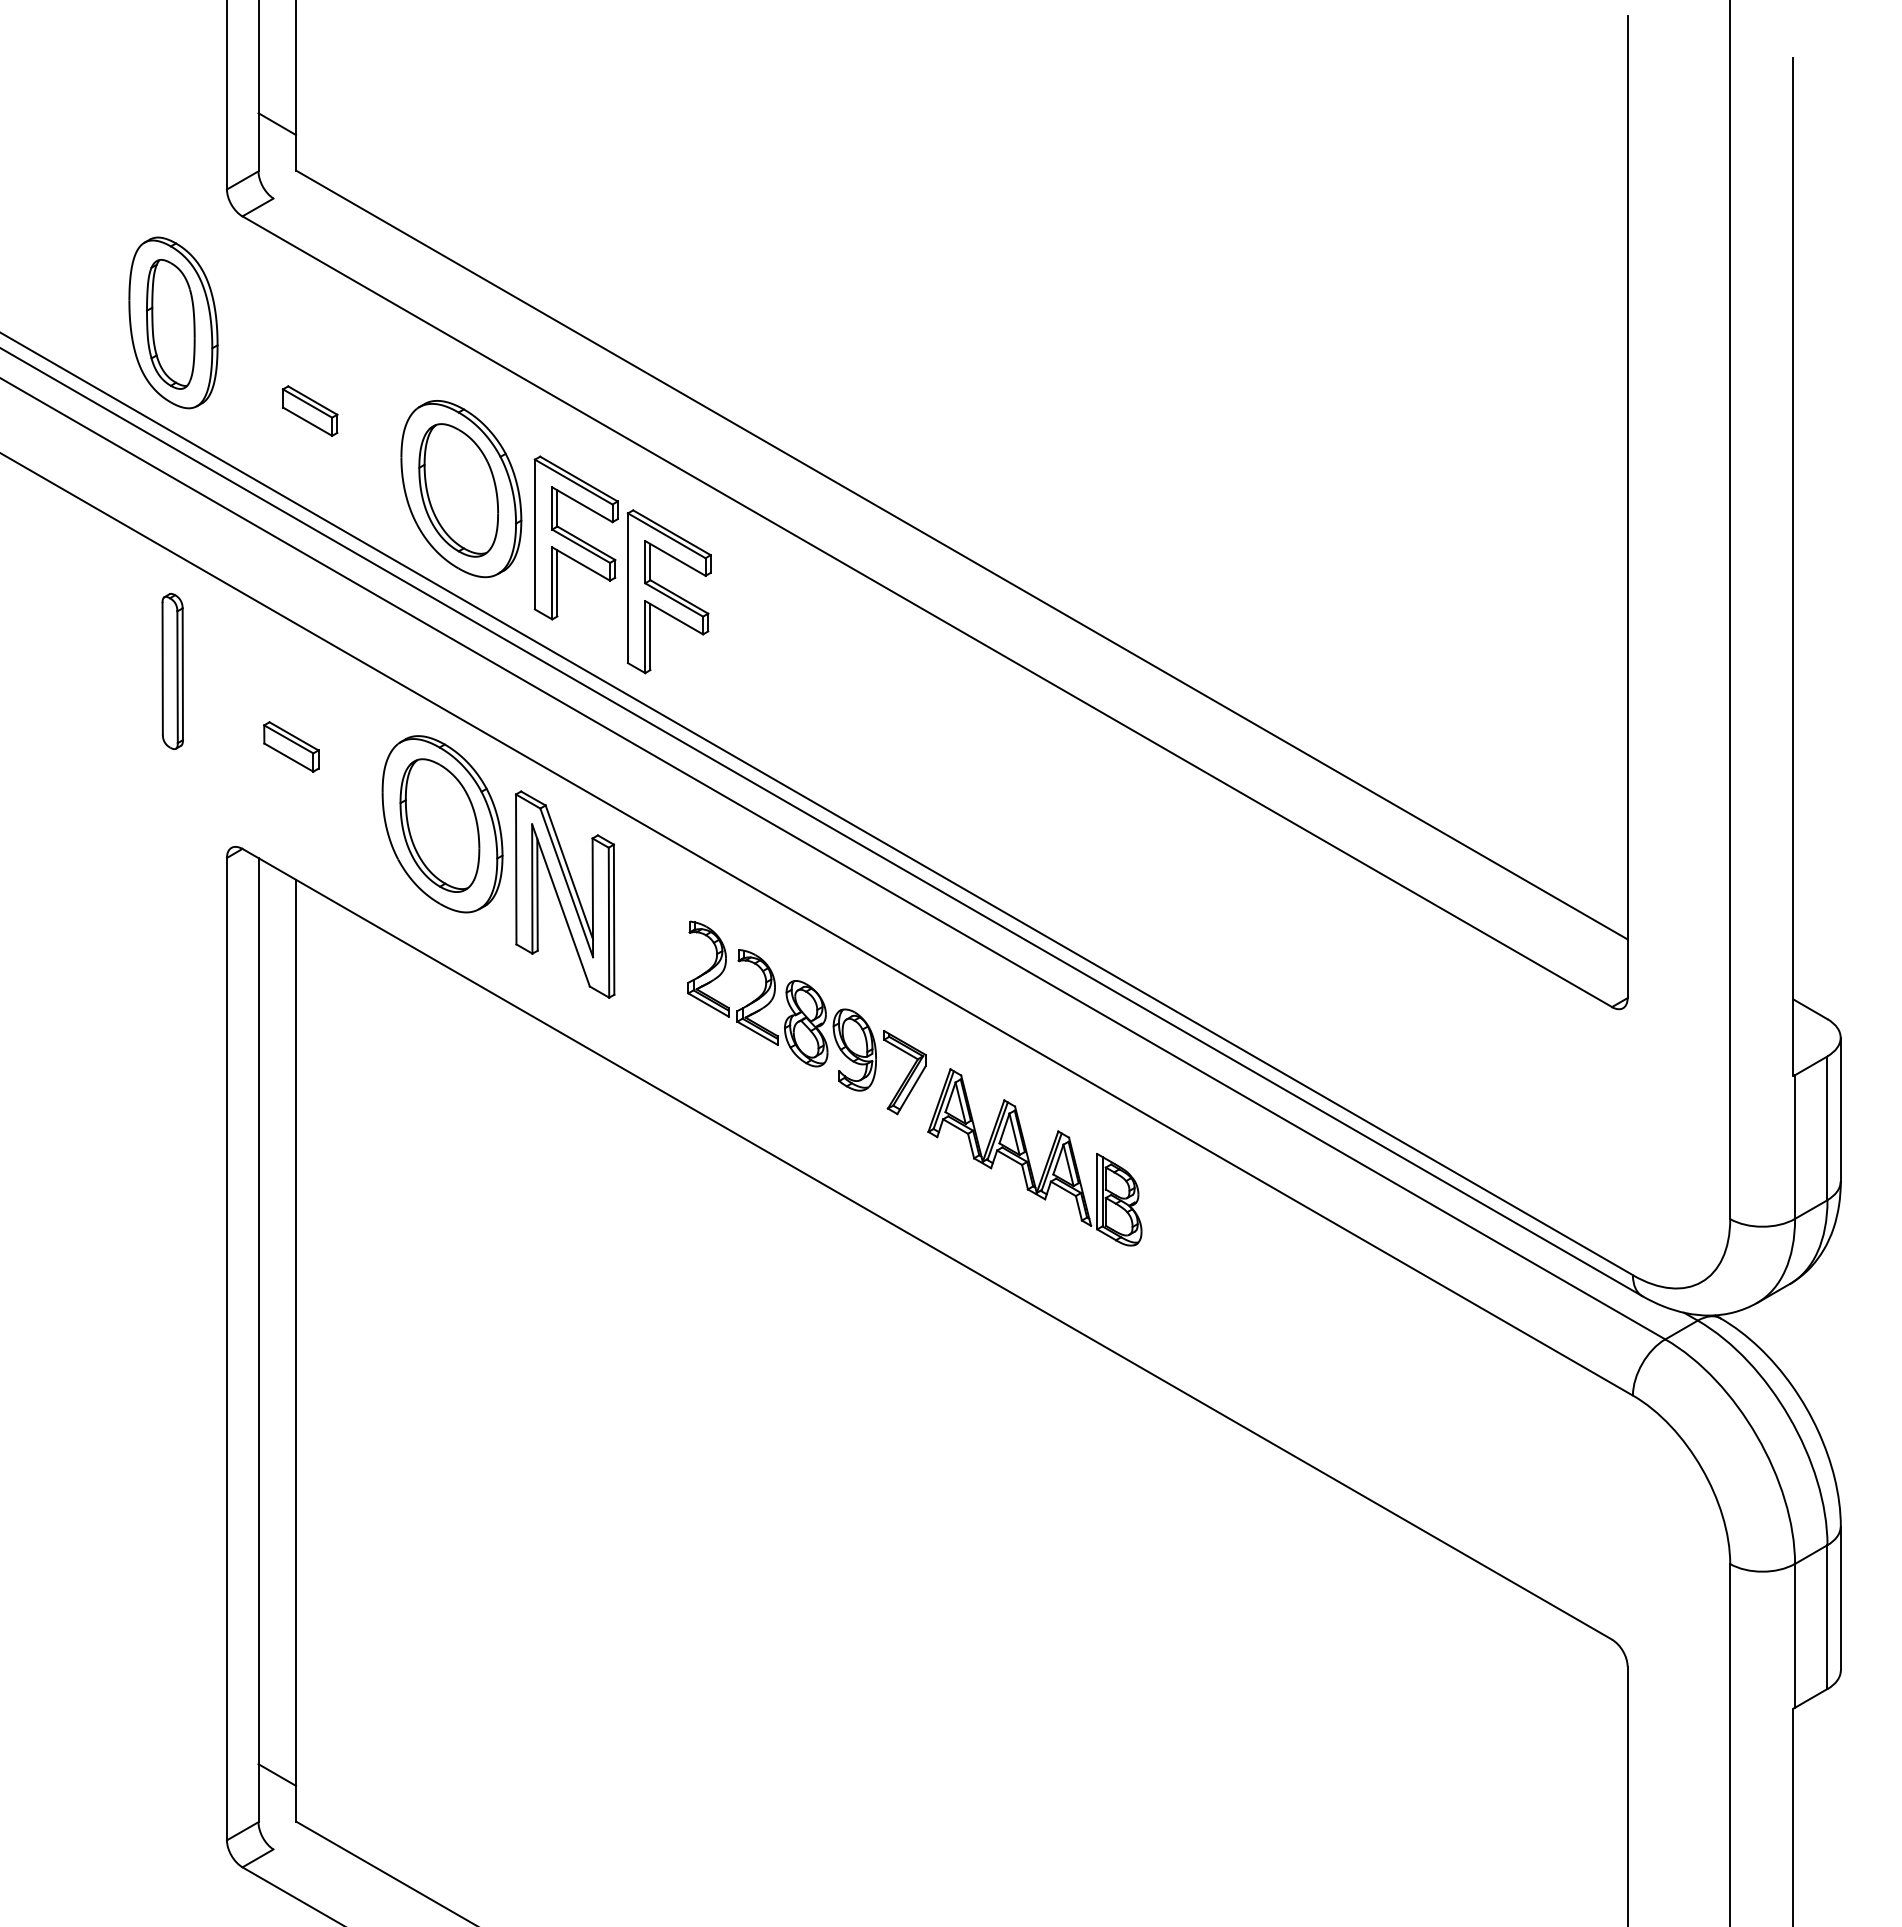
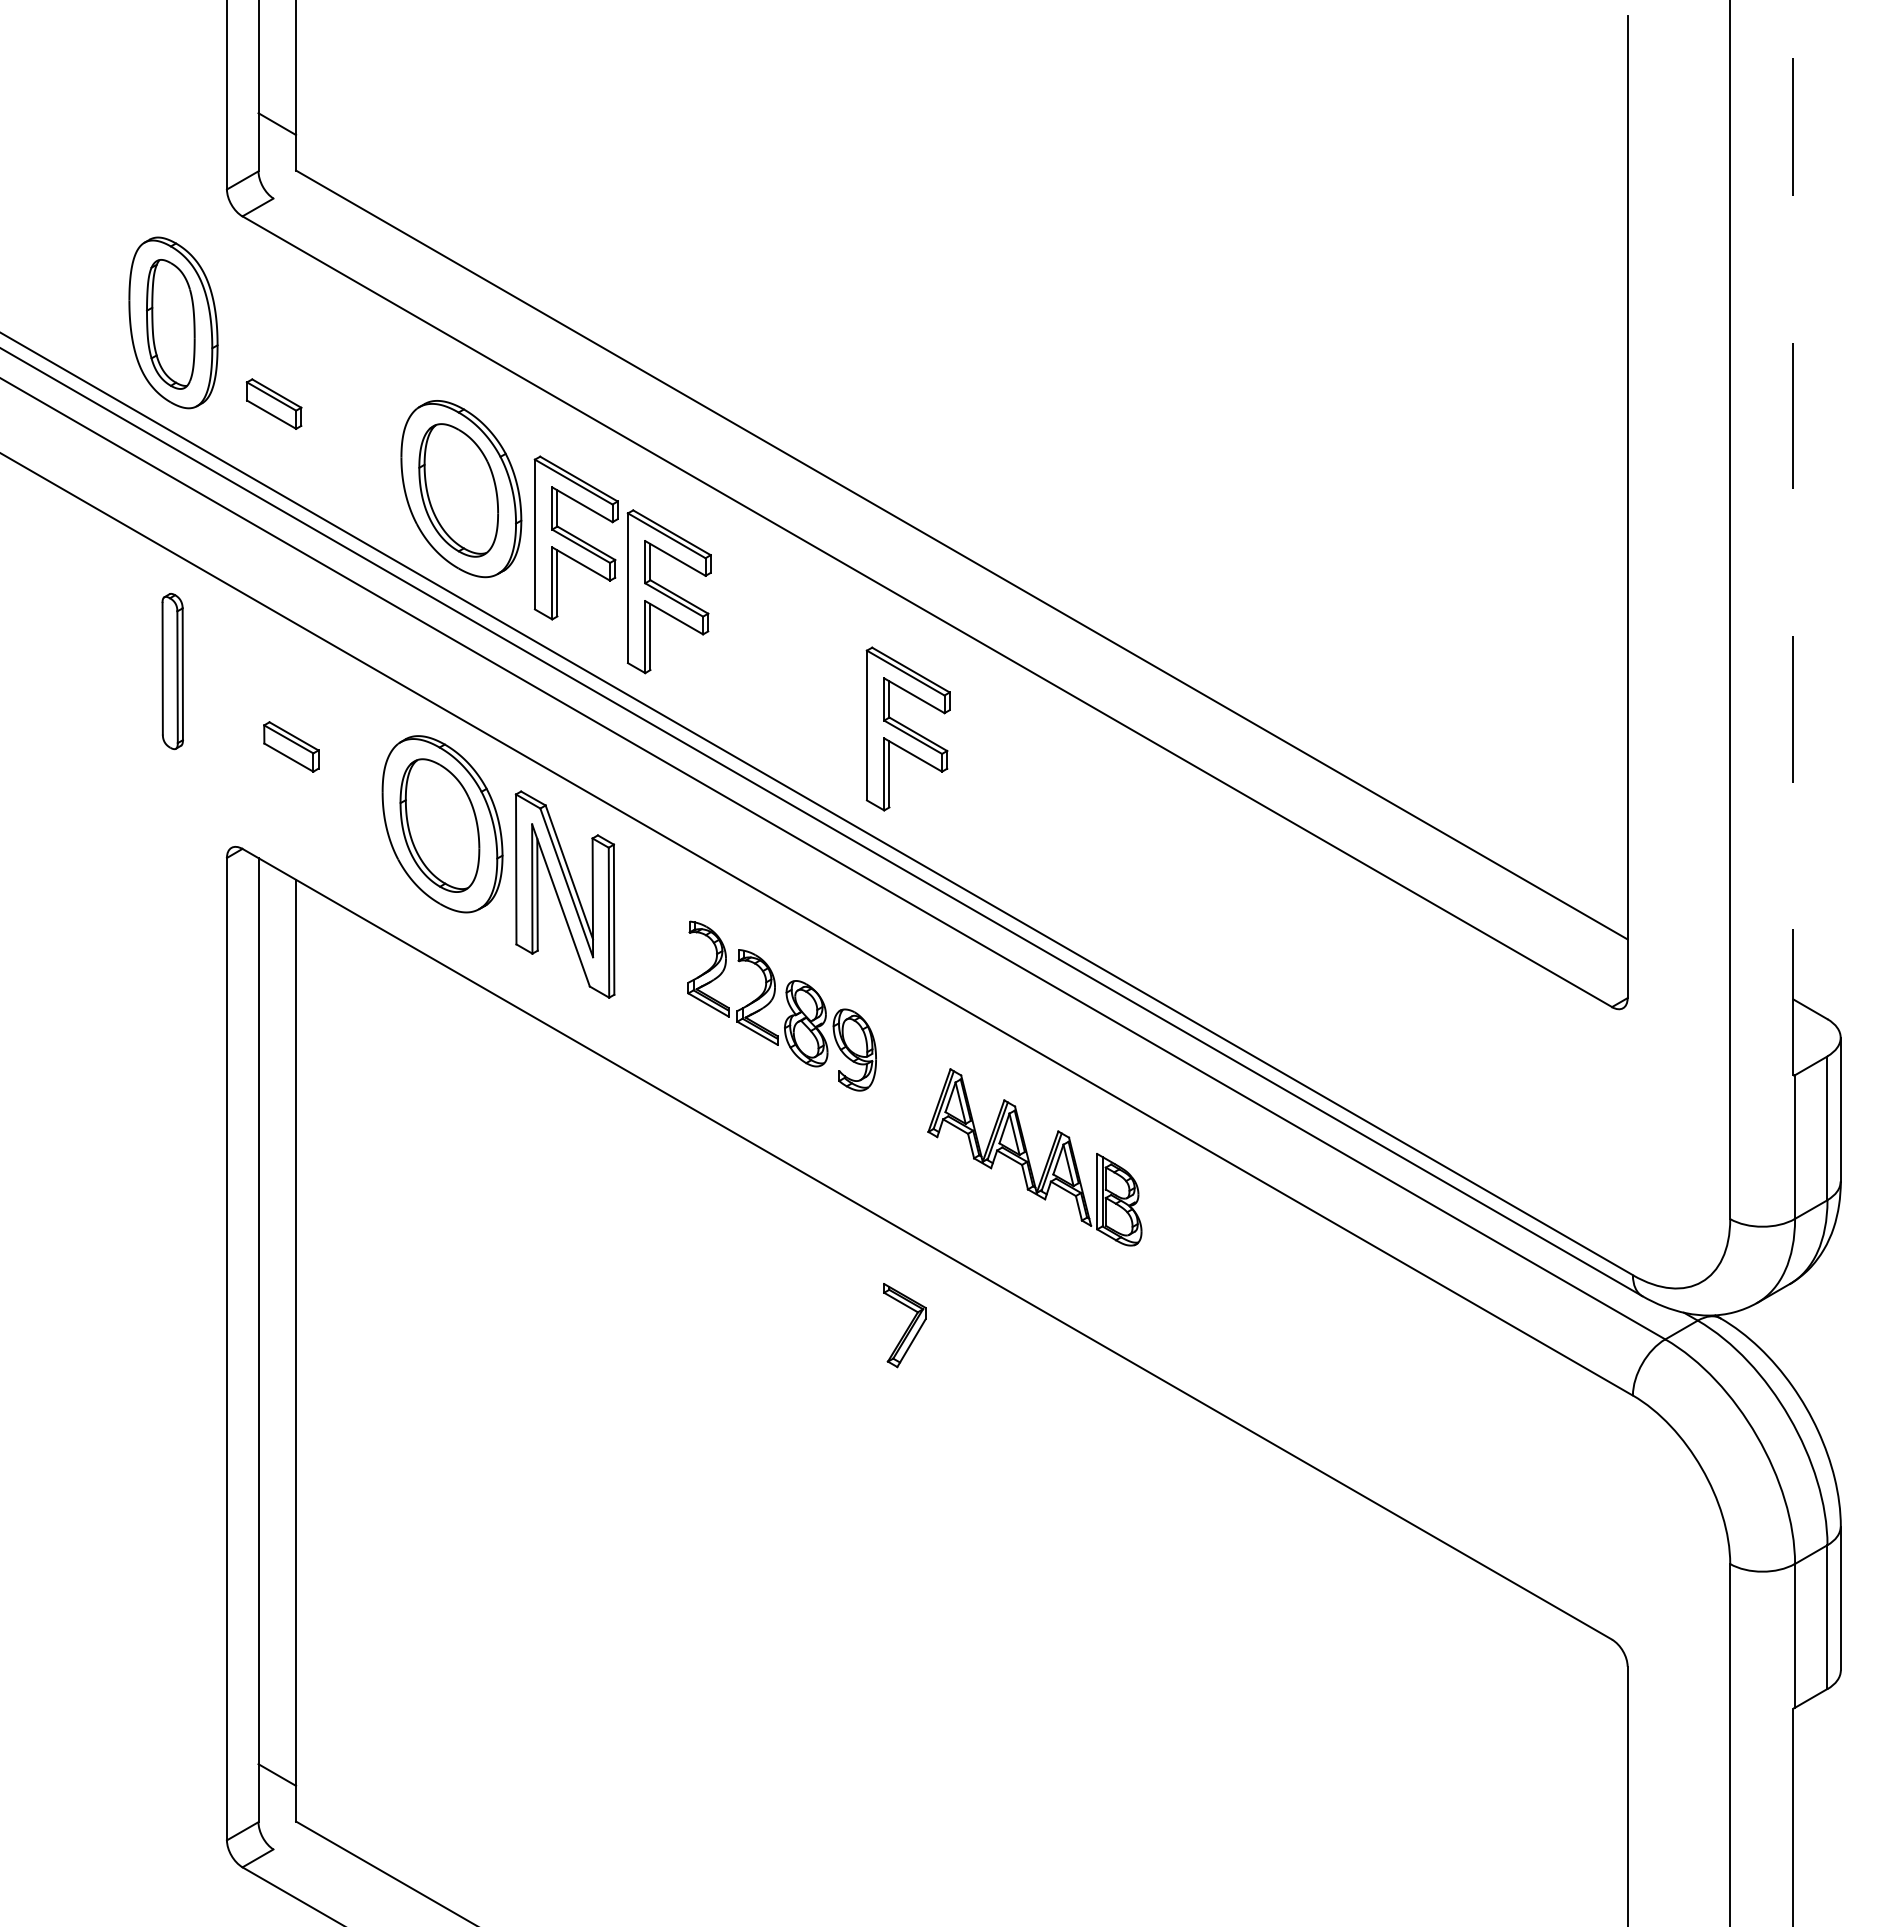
part position: (309, 410) -> (273, 403) (273, 403)
line: solid -> dashed (1793, 566)
part: none -> present (907, 728)
part position: (904, 1072) -> (904, 1325) (904, 1325)
